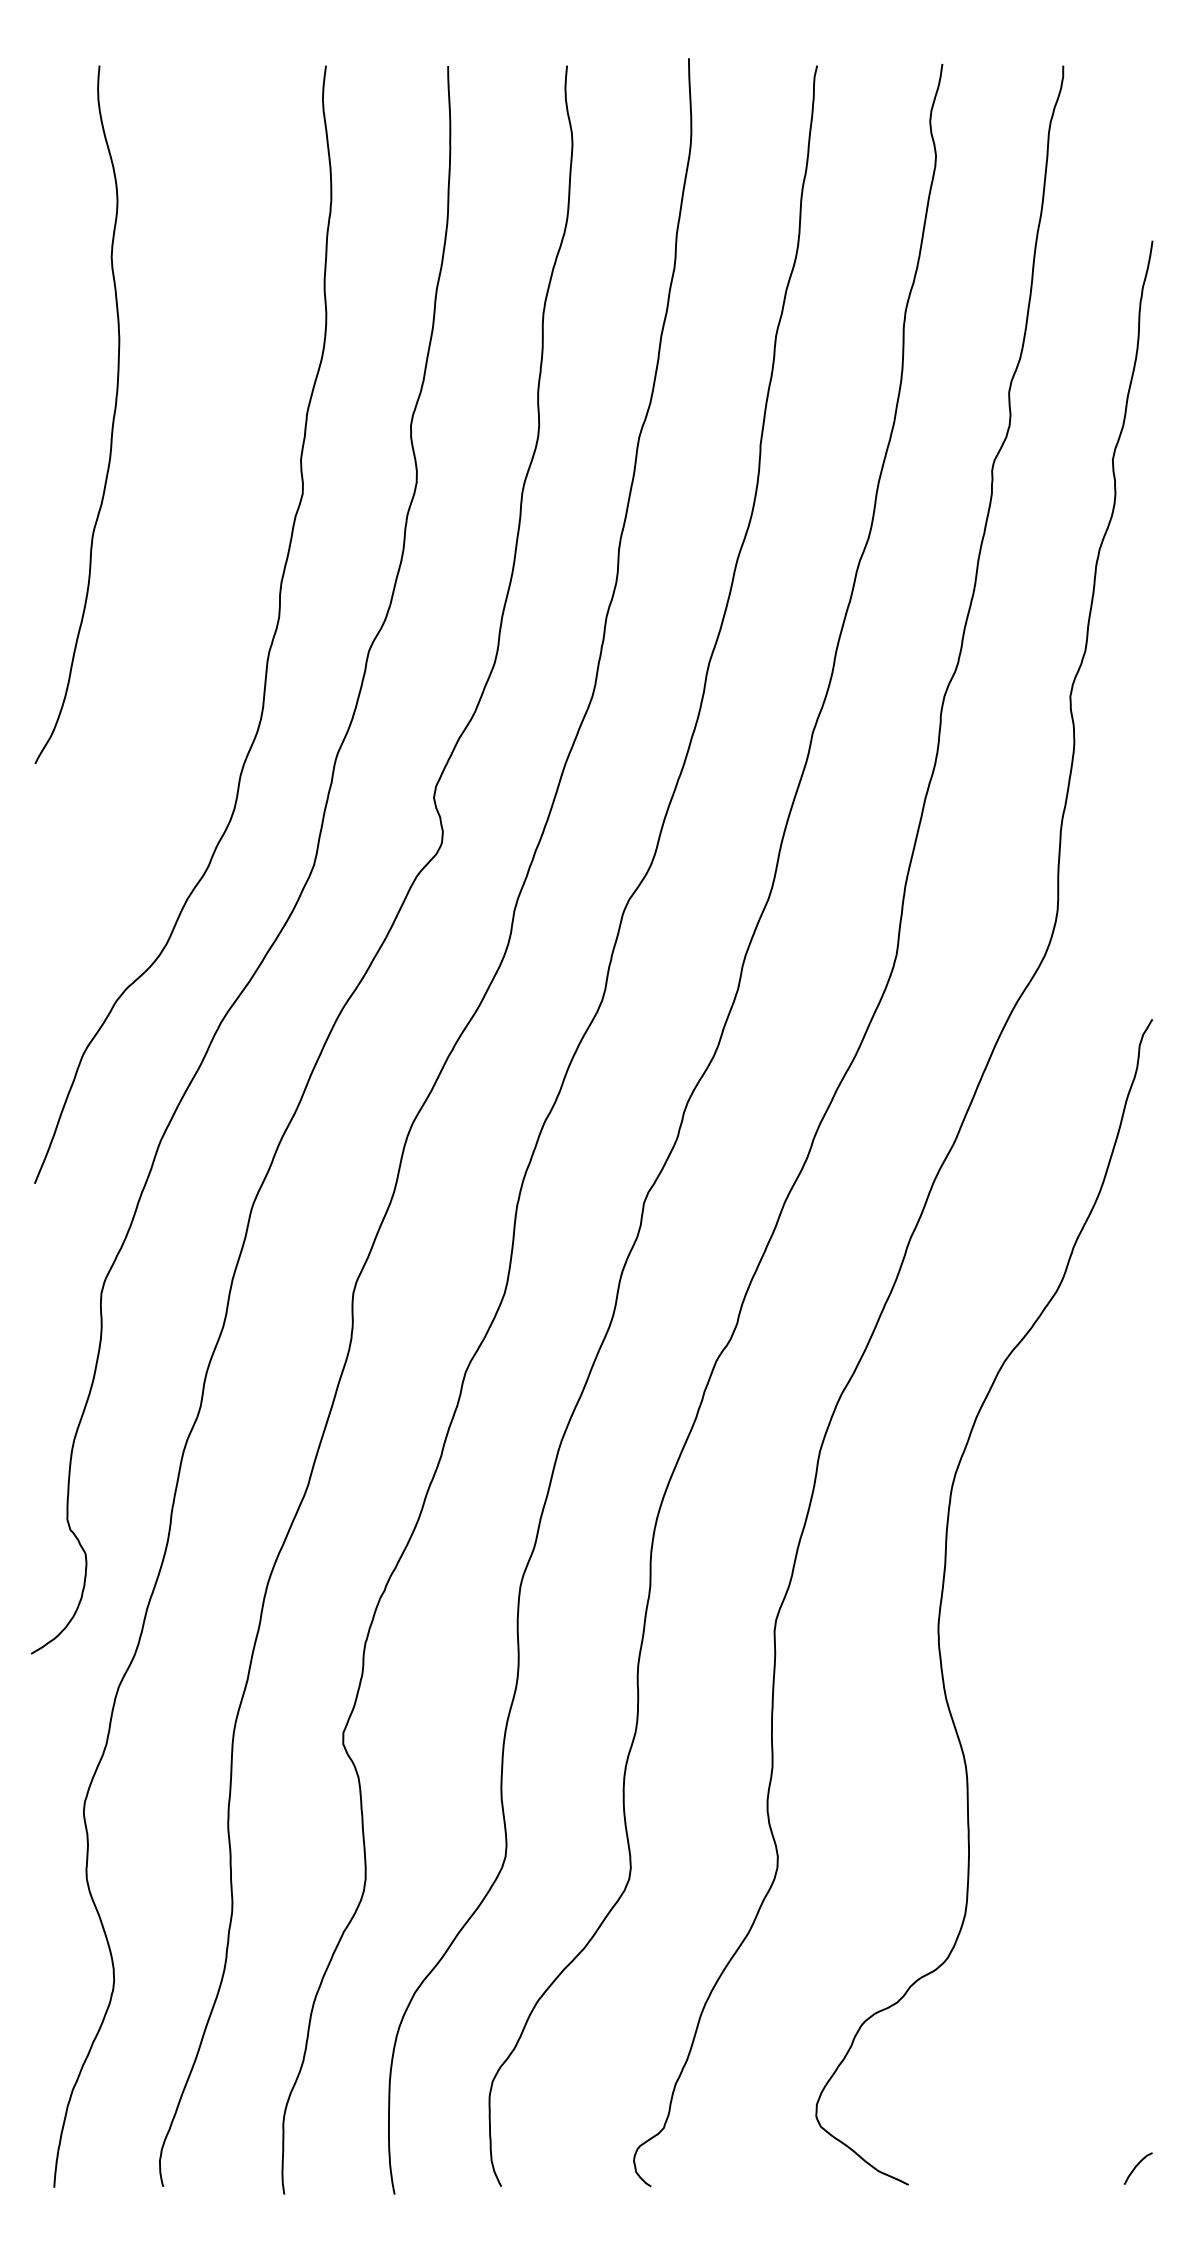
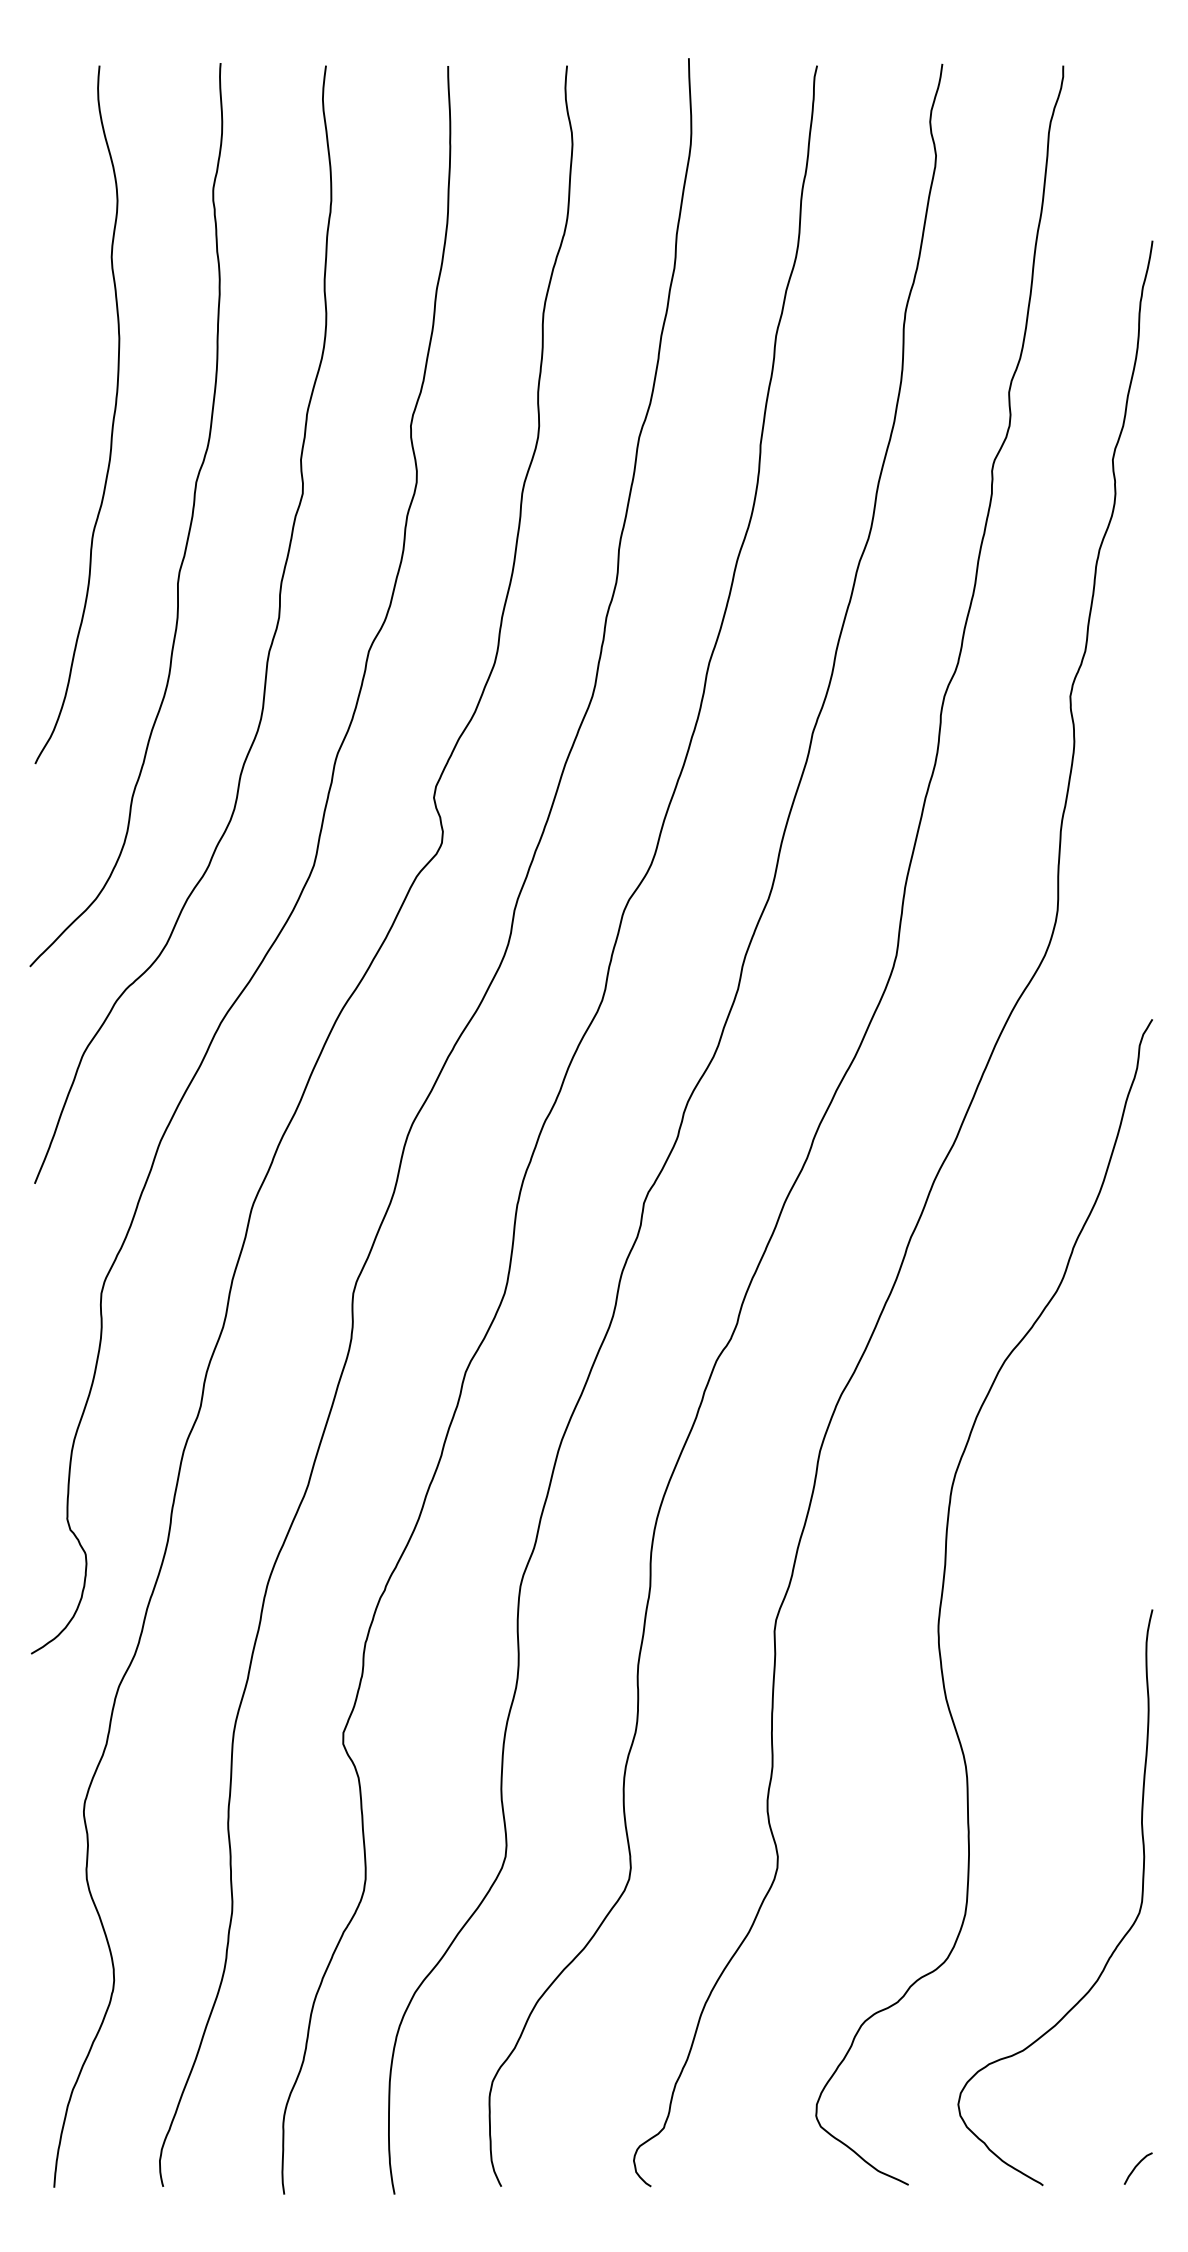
curve: none -> present (189, 525)
curve: none -> present (1118, 1942)
